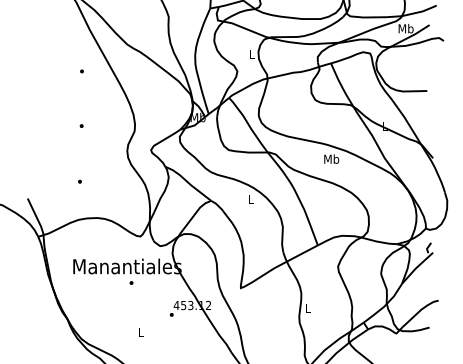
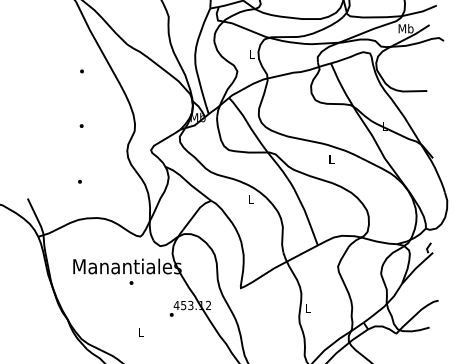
text: Mb -> L (331, 158)
